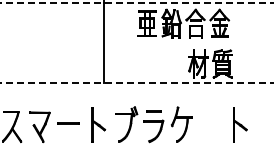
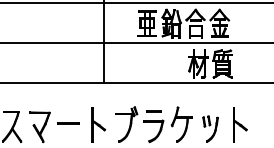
line: dashed -> solid (137, 3)
line: none -> present (136, 43)
line: dashed -> solid (137, 83)
part: none -> present (210, 128)
